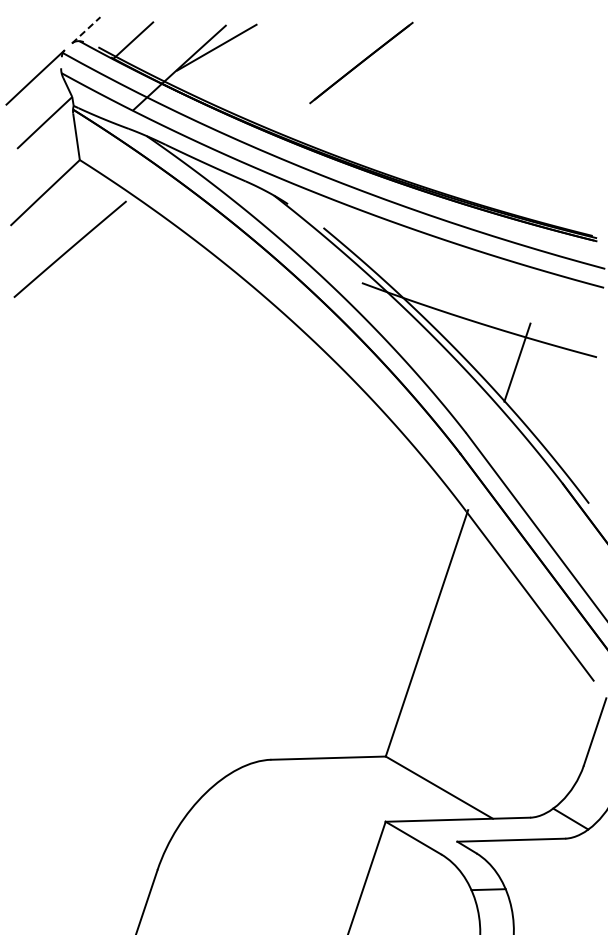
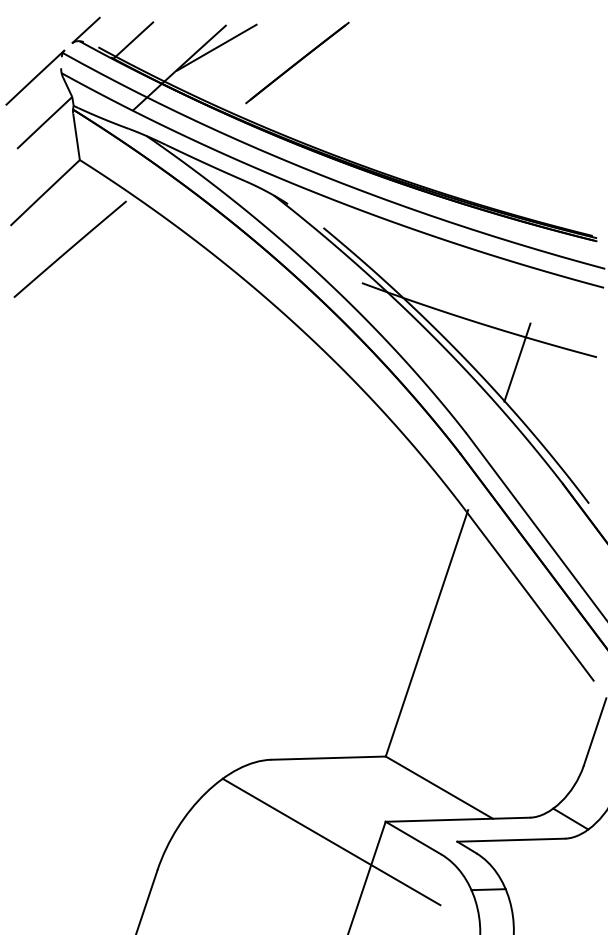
line: dashed -> solid (86, 30)
line position: (361, 62) -> (297, 62) (297, 62)
line: none -> present (331, 841)
